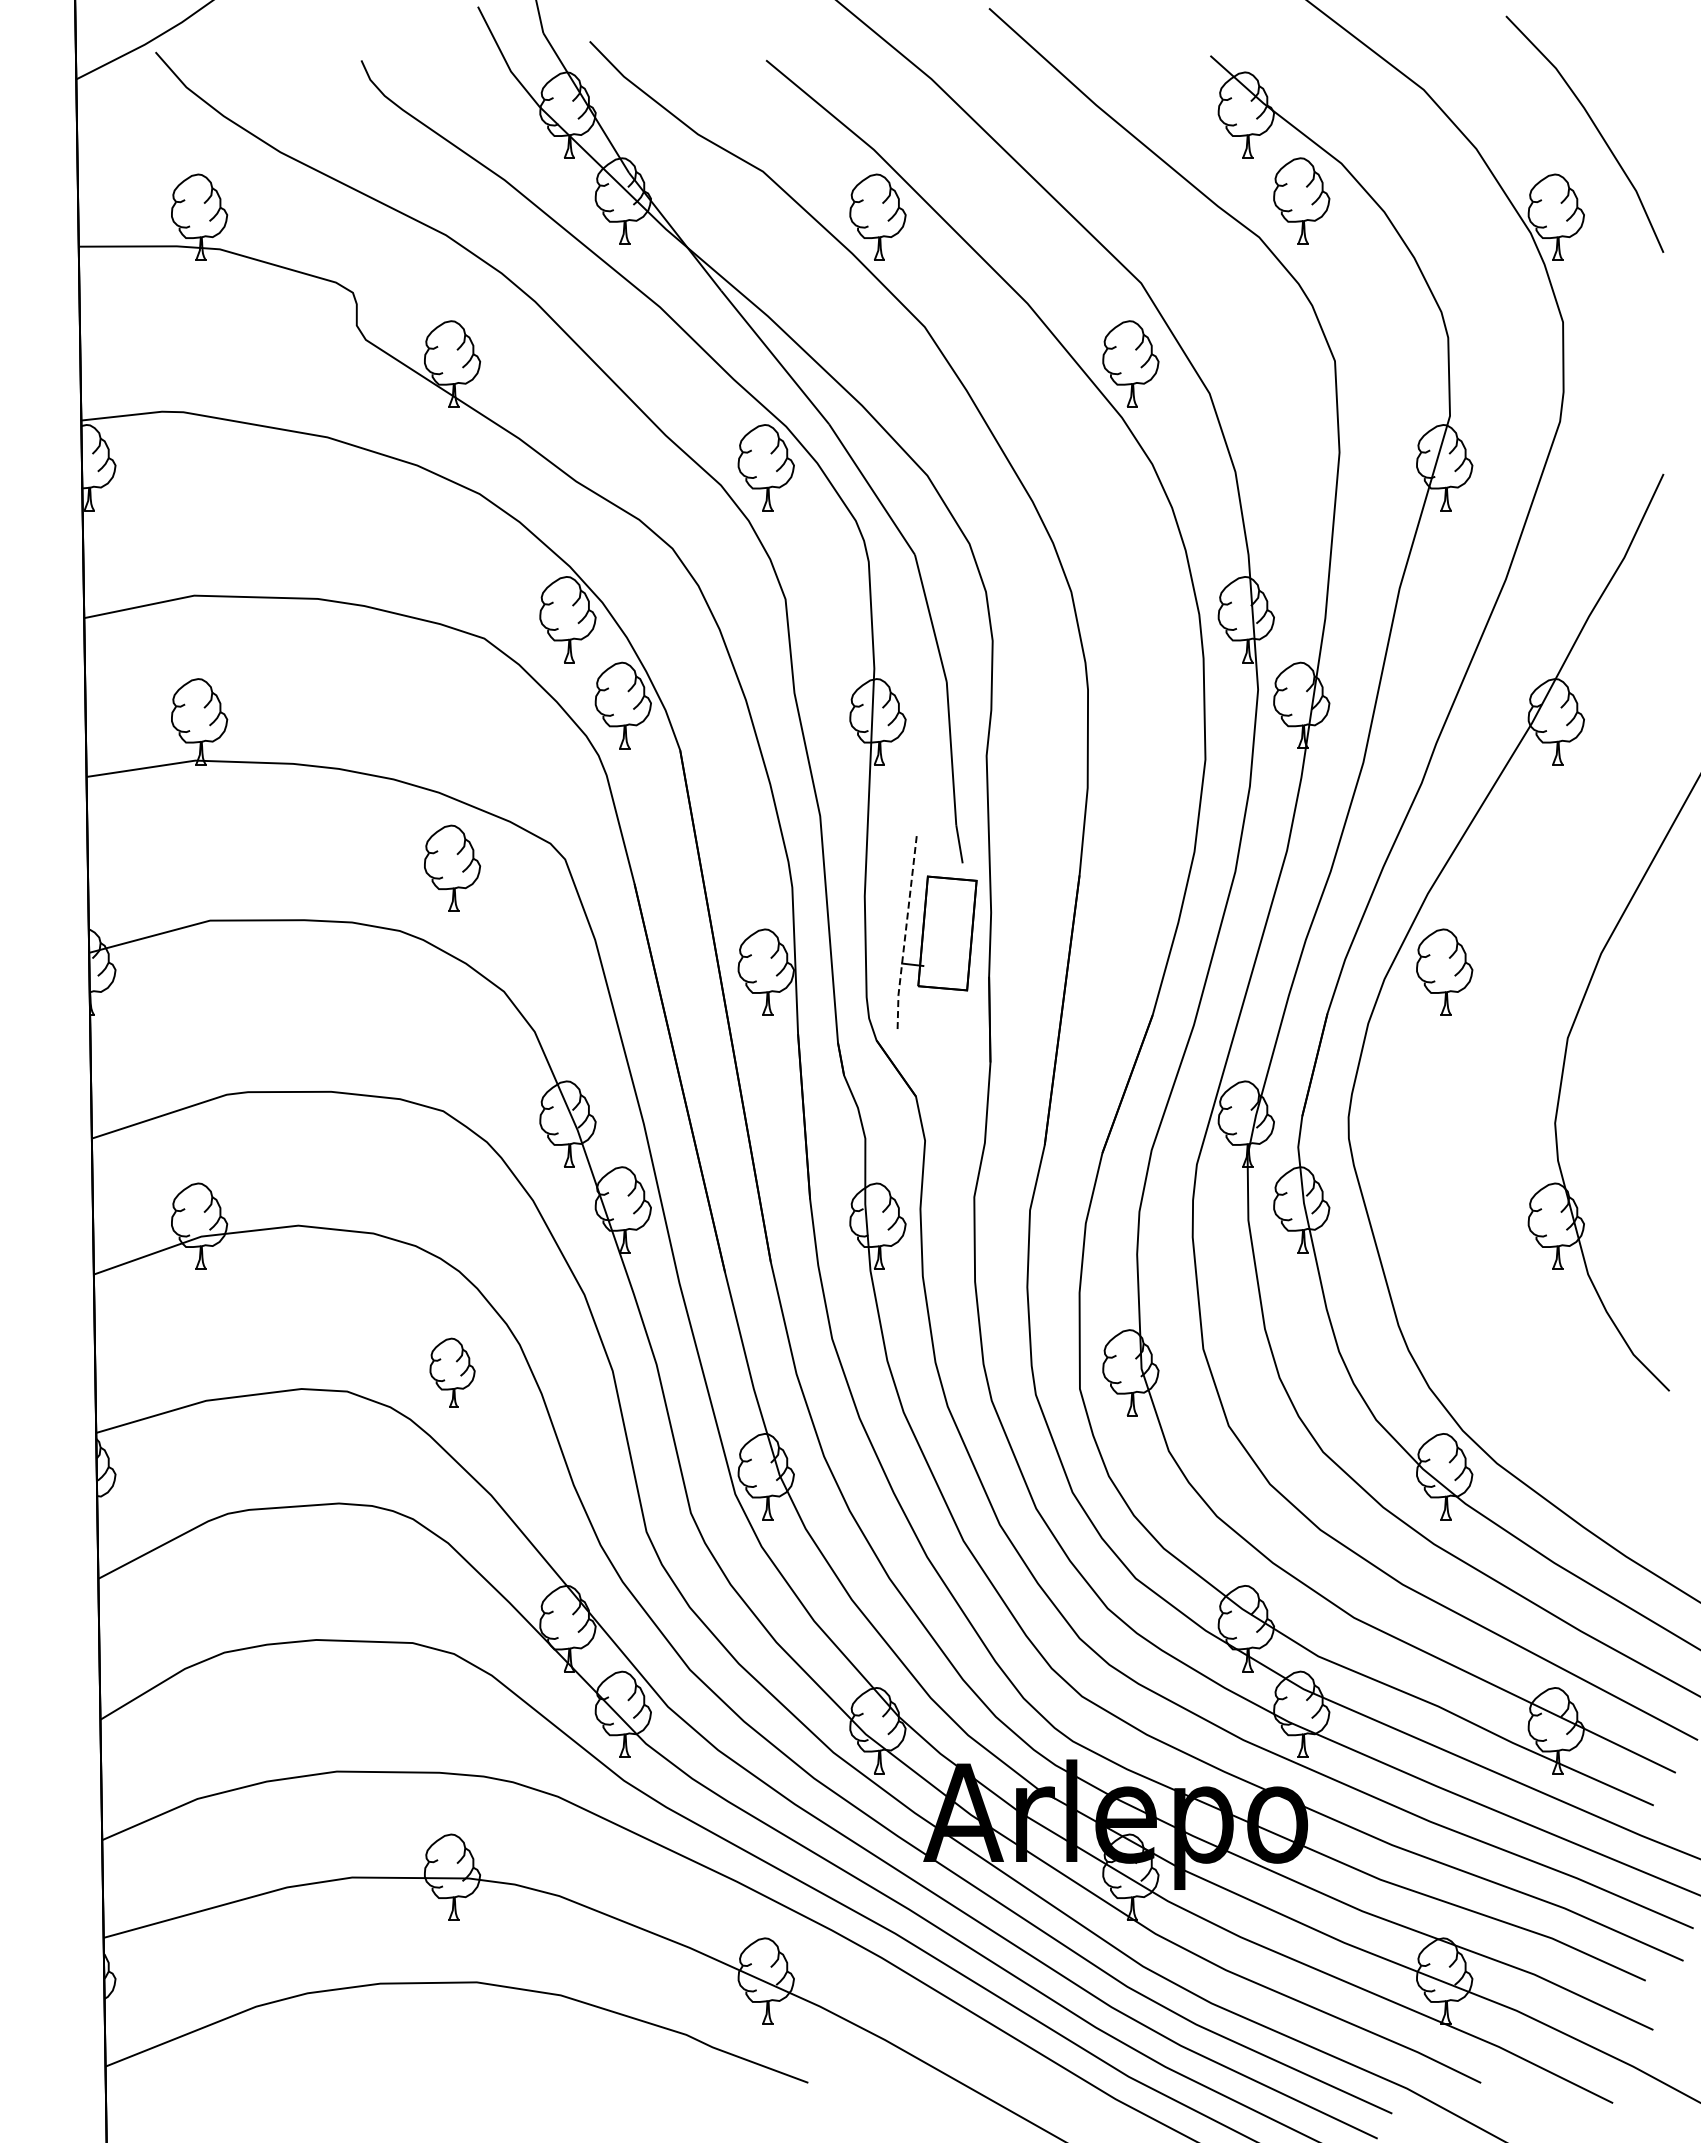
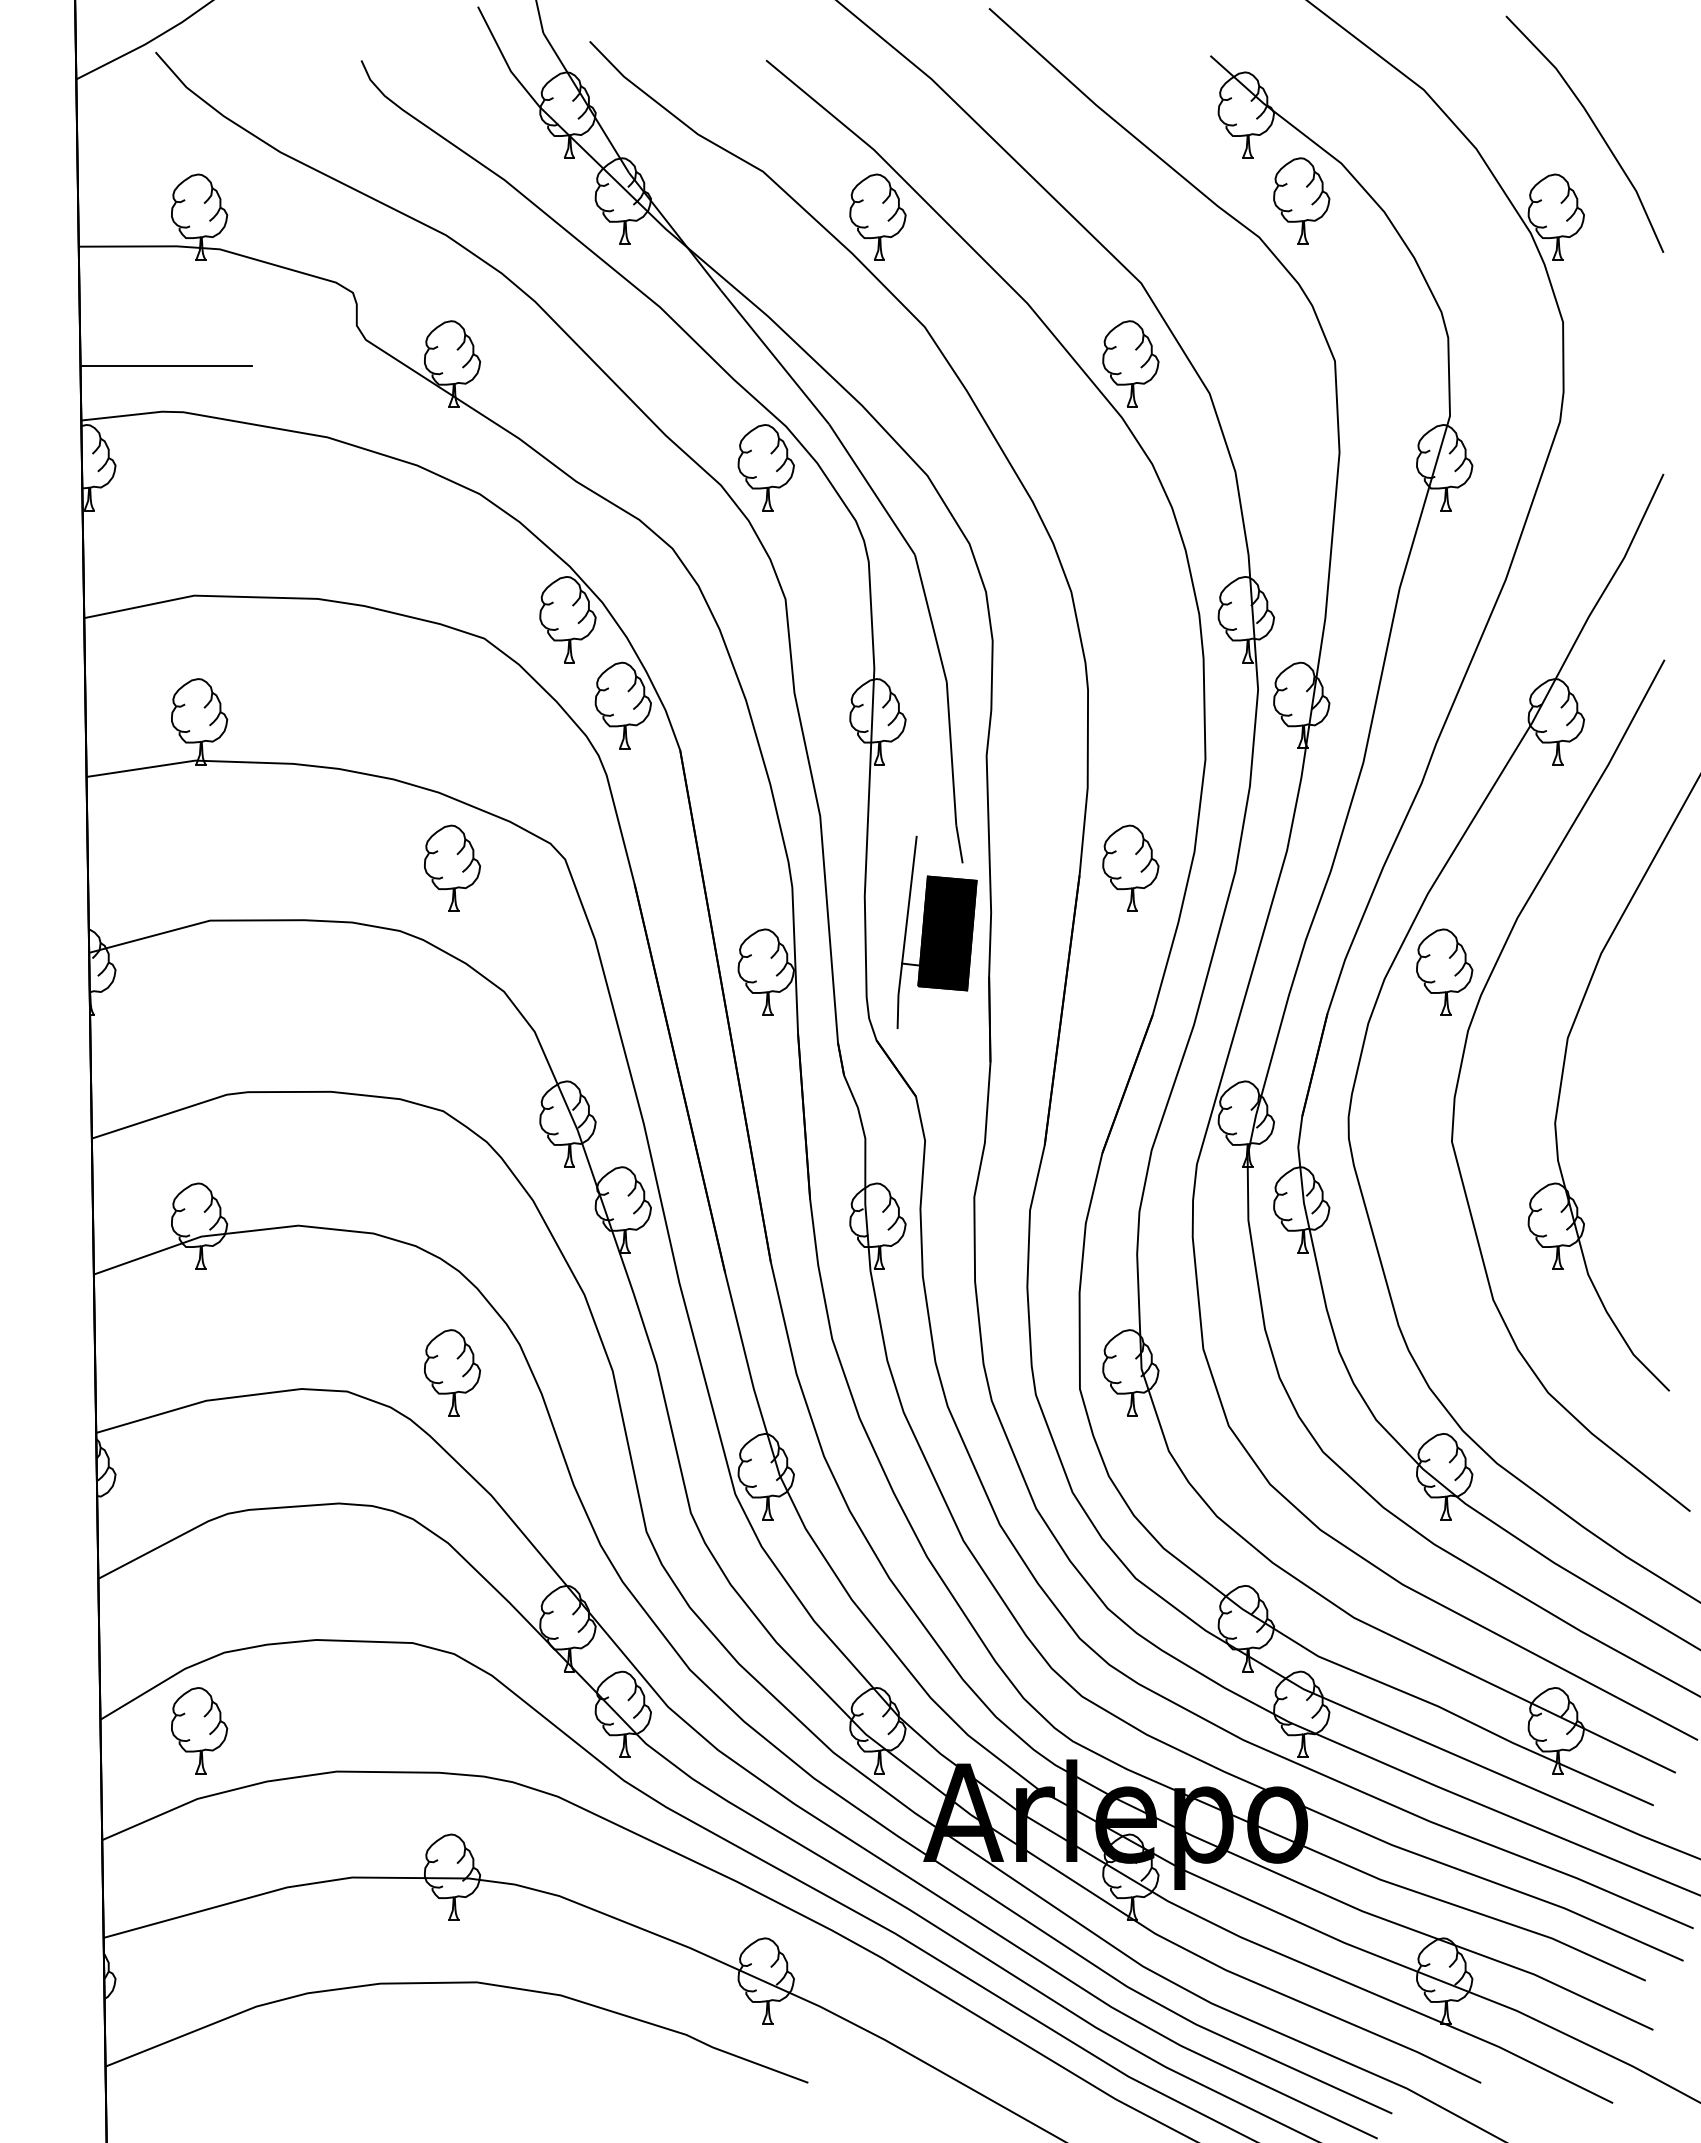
line: none -> present (165, 365)
part: none -> present (1130, 867)
line: dashed -> solid (905, 932)
fill: none -> present (947, 933)
curve: none -> present (1462, 1064)
part size: 47x71 px -> 58x88 px (452, 1372)
part: none -> present (199, 1730)
